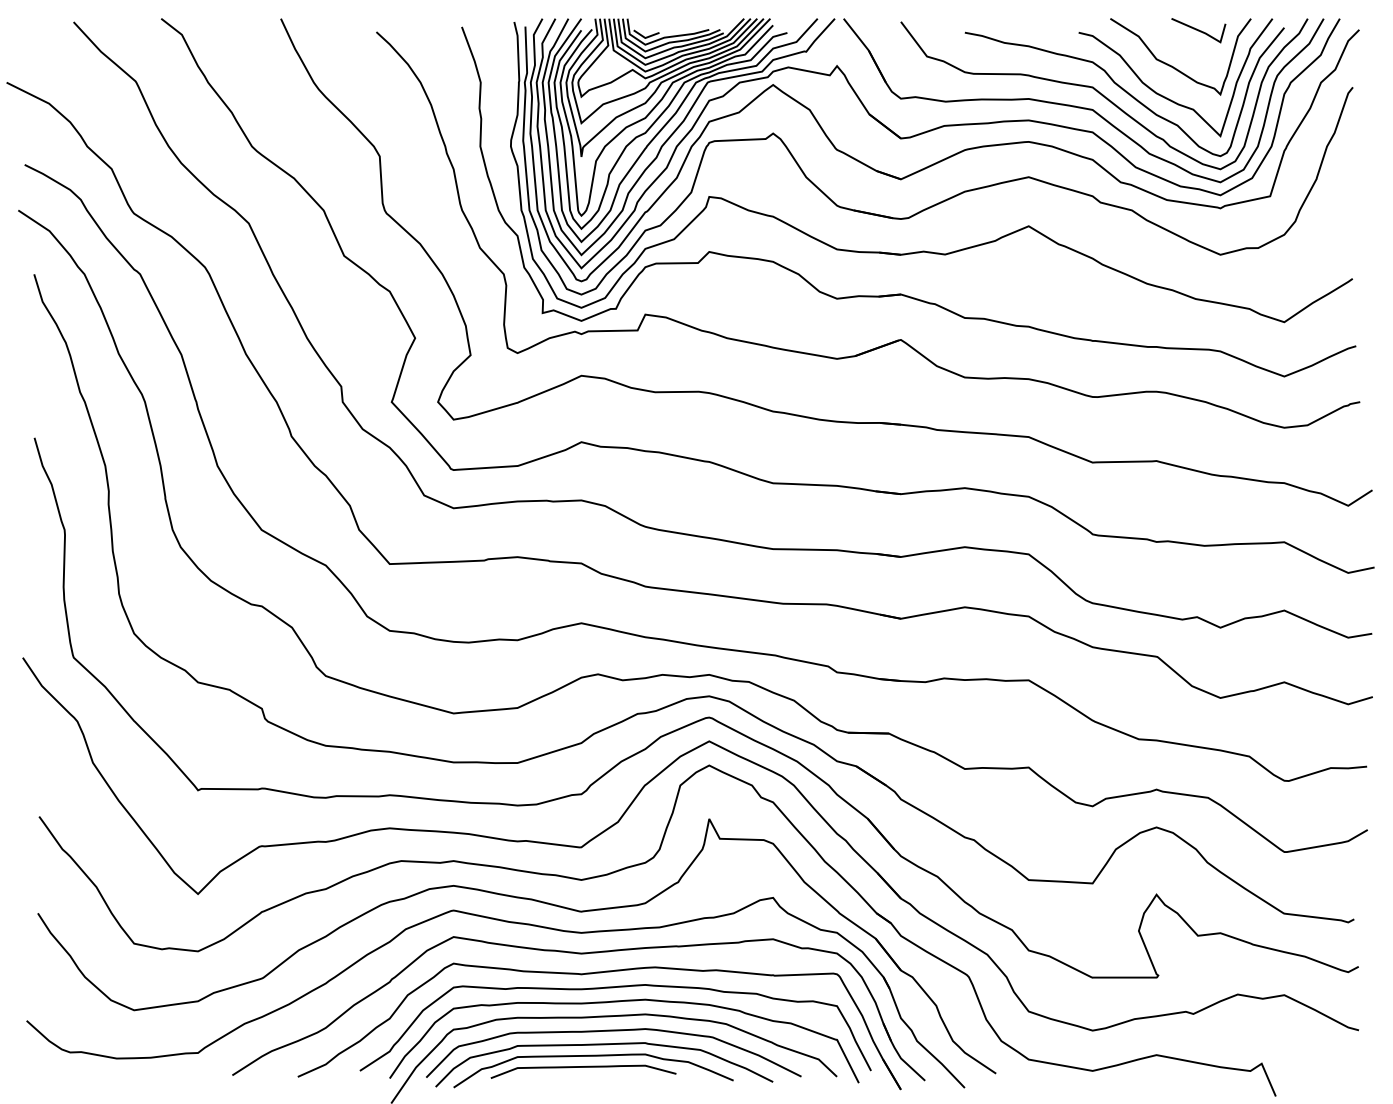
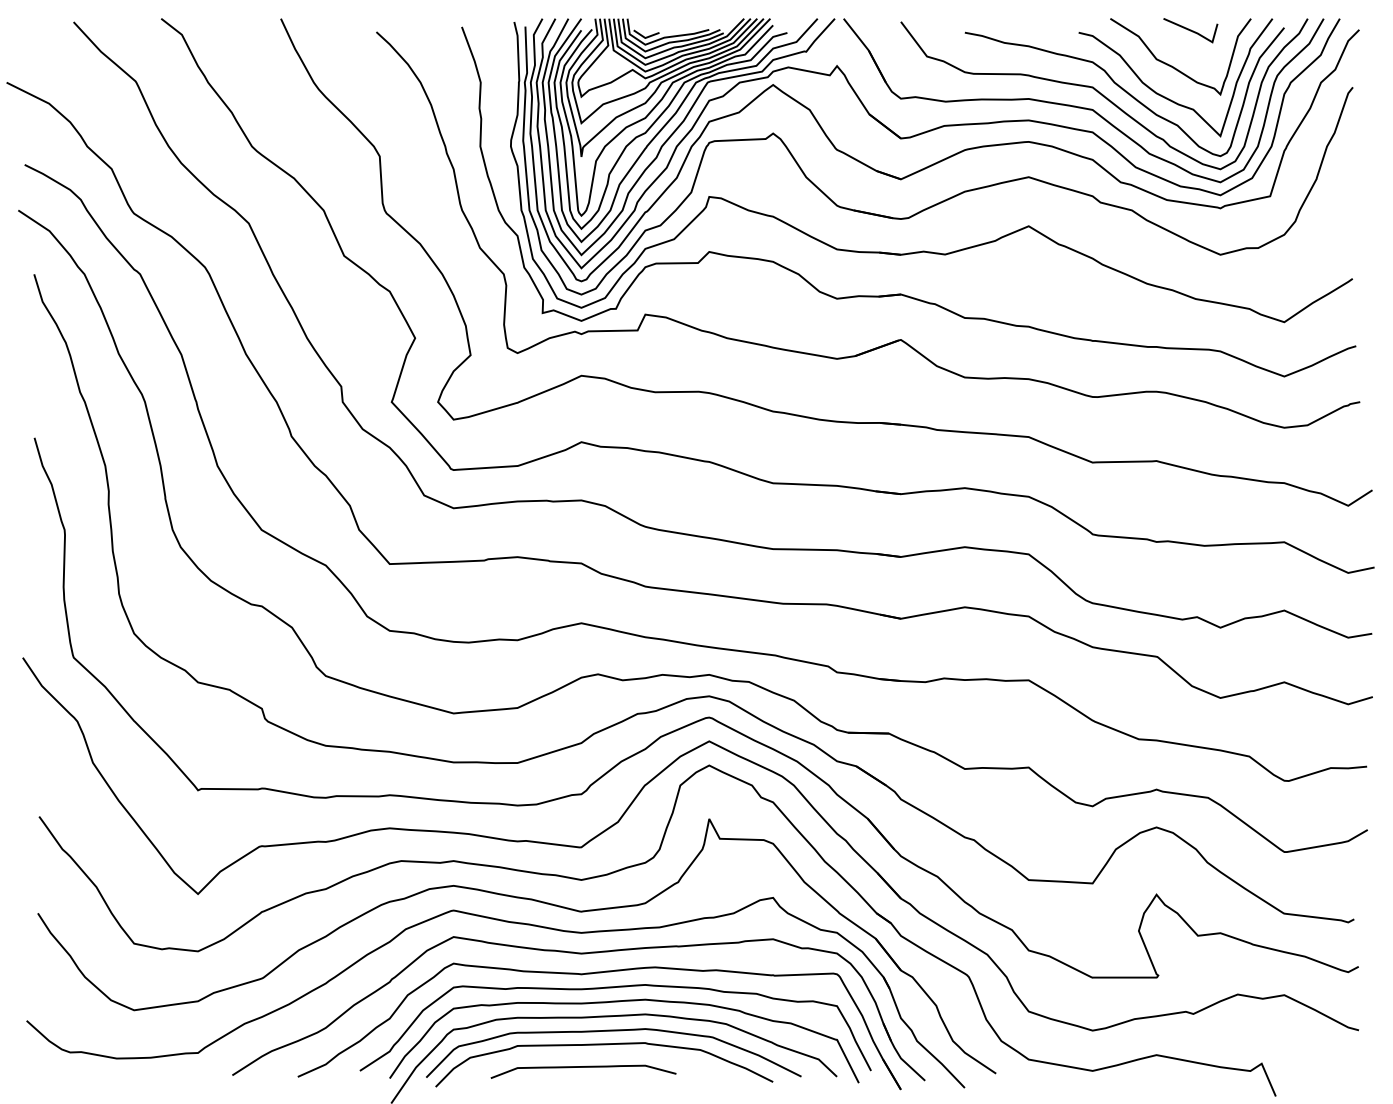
line position: (1198, 30) -> (1190, 30) (1190, 30)
curve: present -> none (593, 1056)
